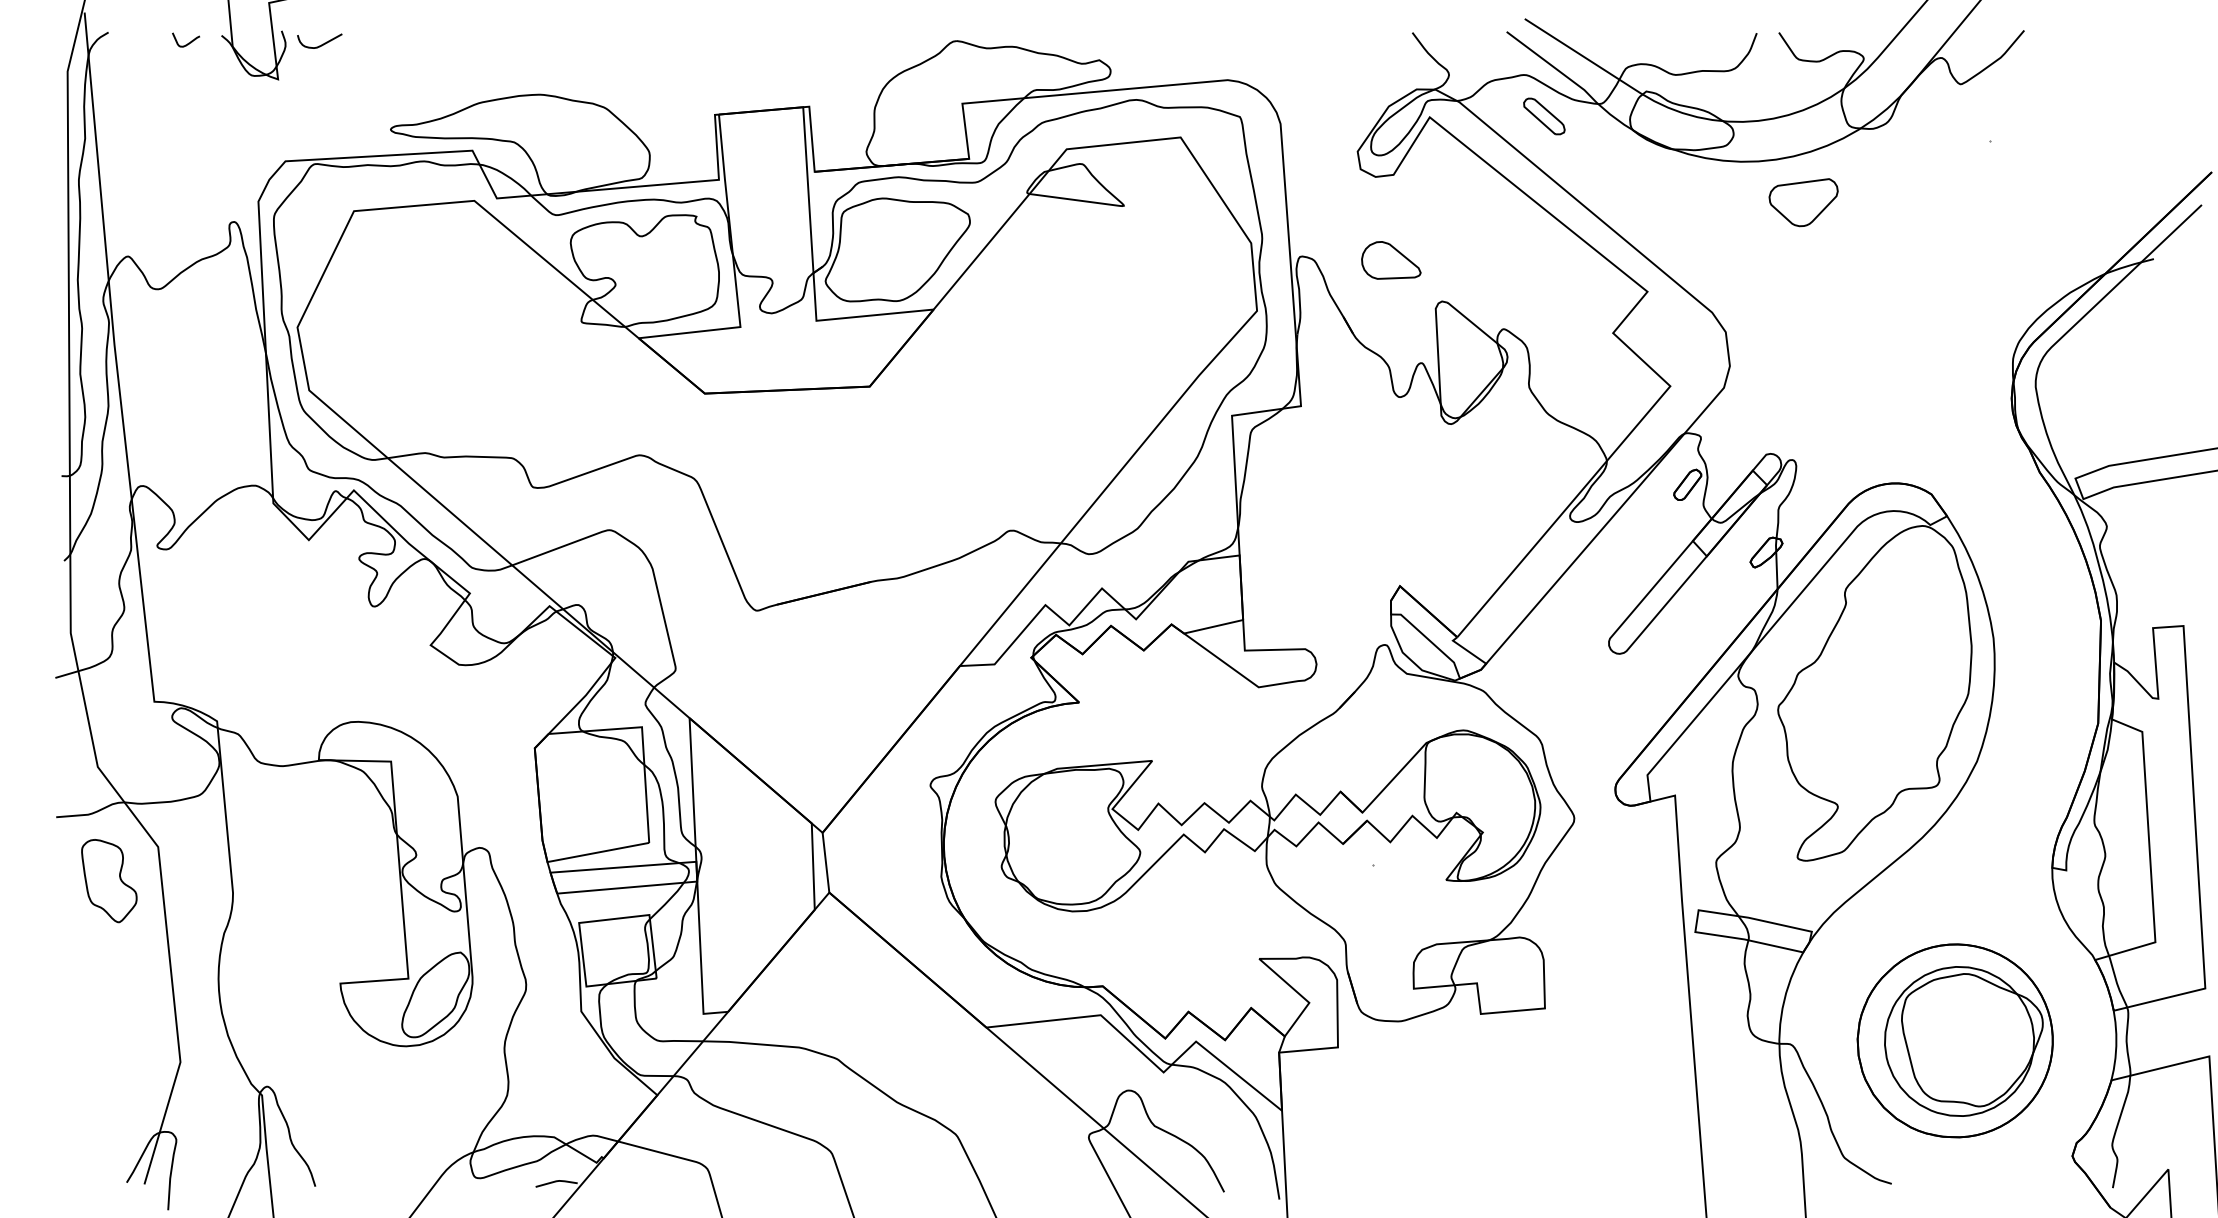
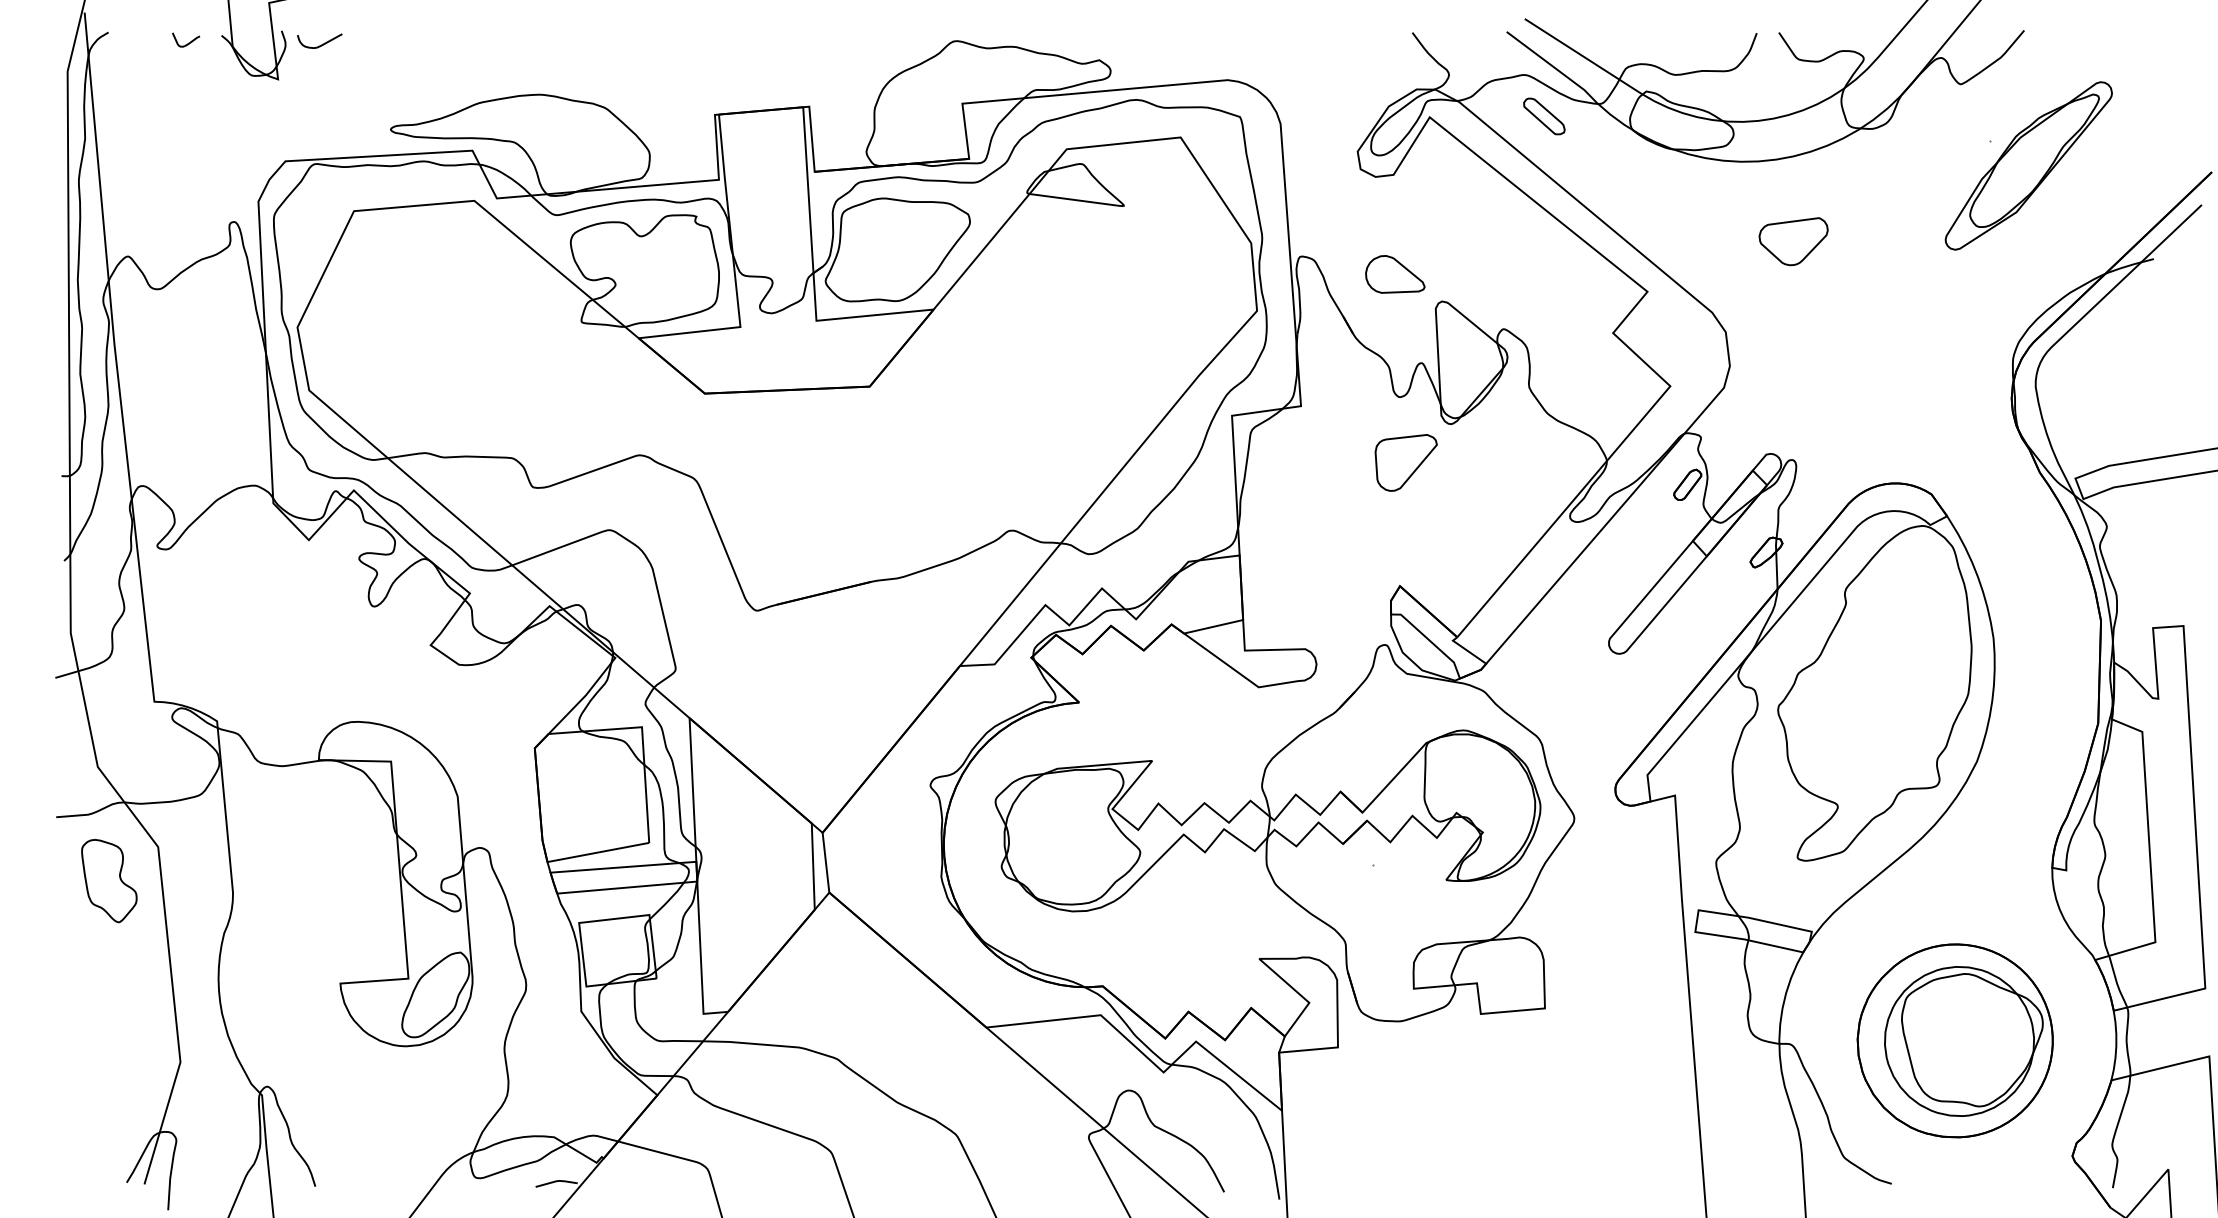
part: none -> present (2028, 165)
part position: (1803, 202) -> (1793, 241) (1793, 241)
part position: (1391, 260) -> (1395, 274) (1395, 274)
part: none -> present (1405, 462)
